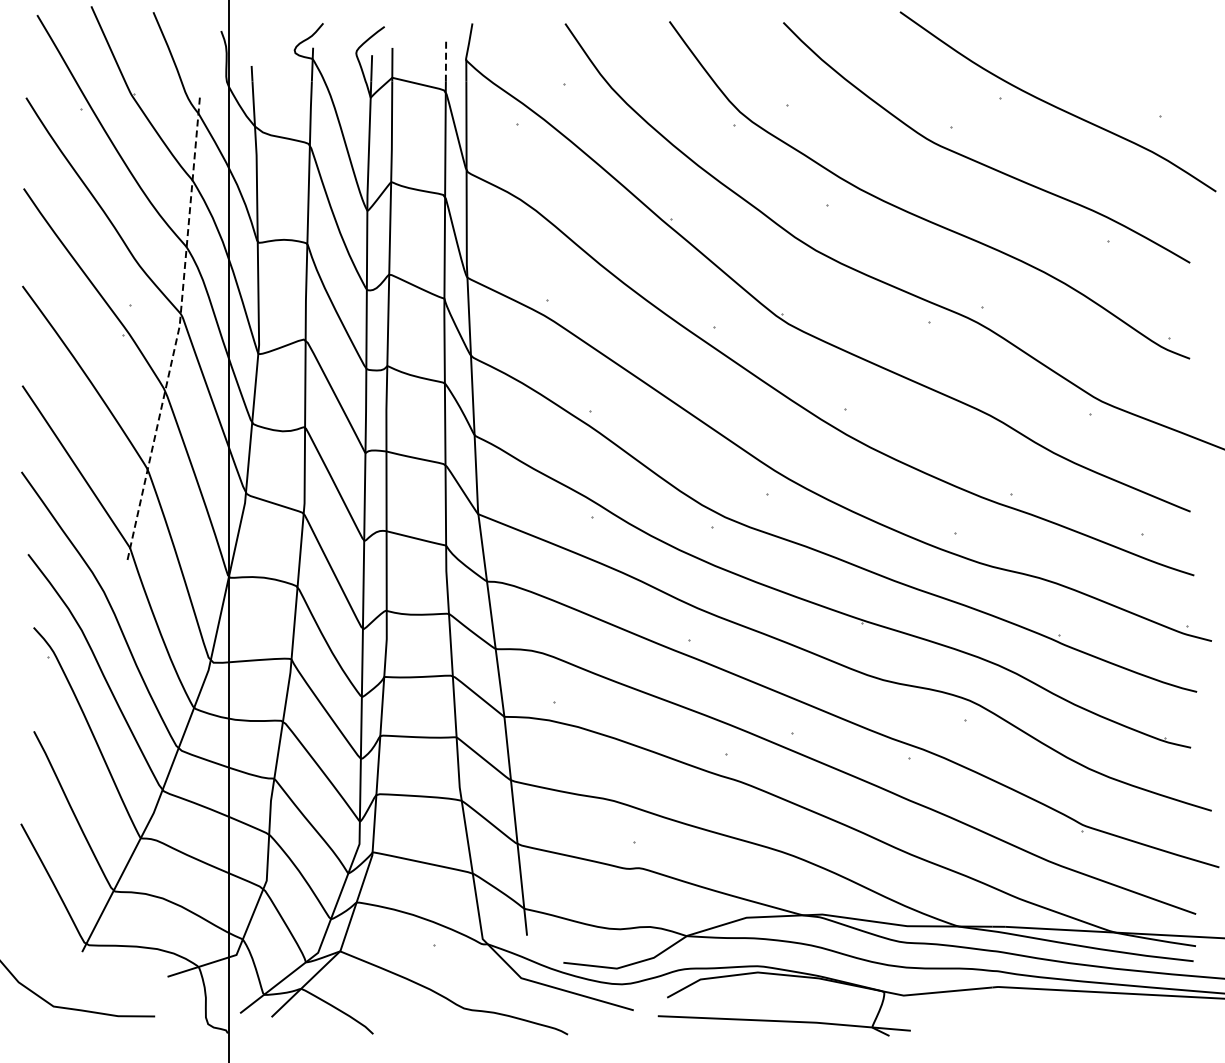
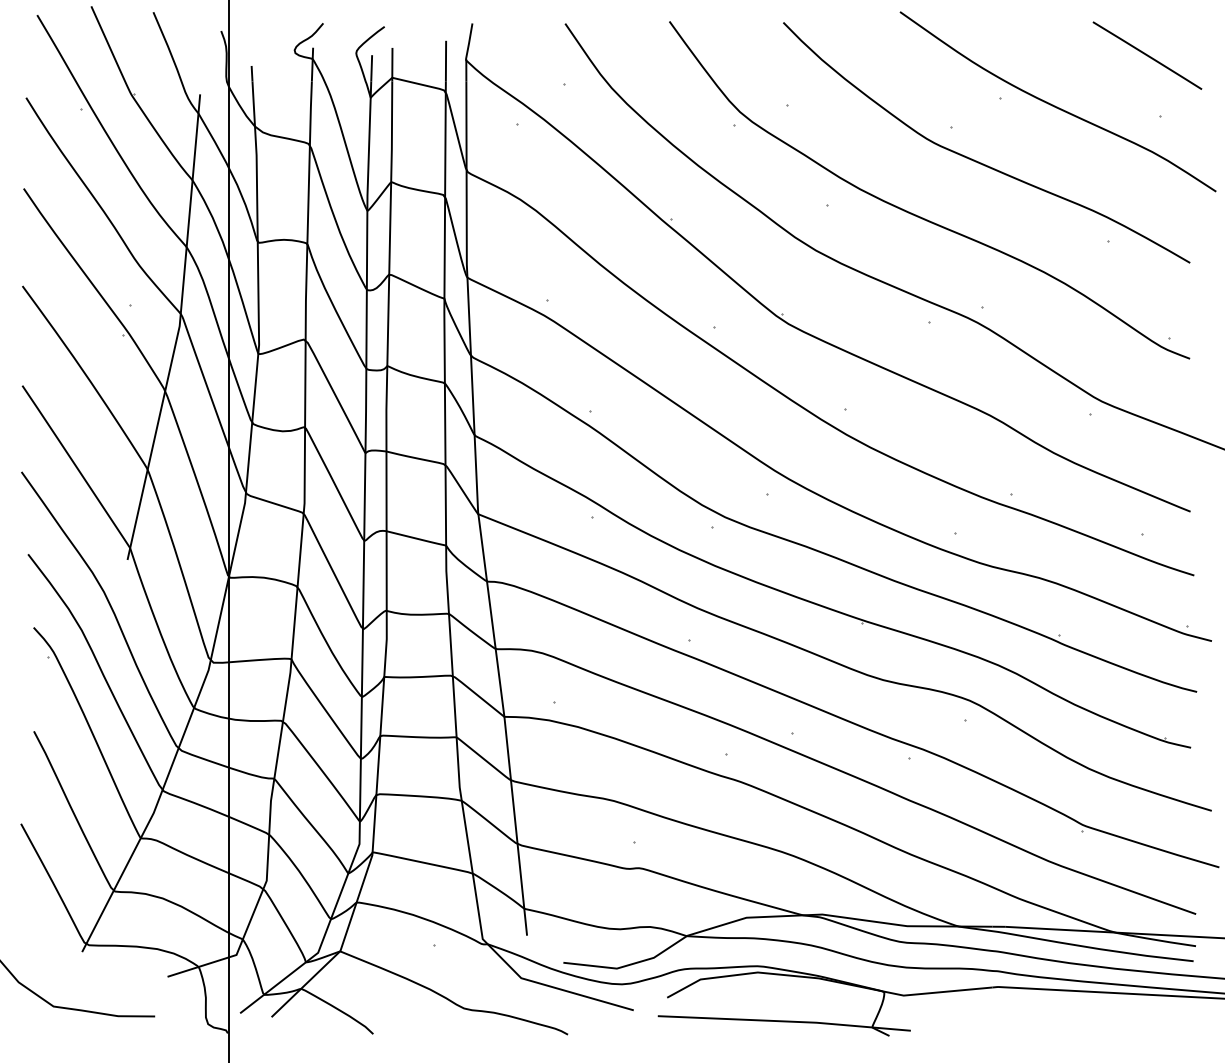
line: none -> present (1147, 55)
line: dashed -> solid (446, 60)
line: dashed -> solid (179, 329)
